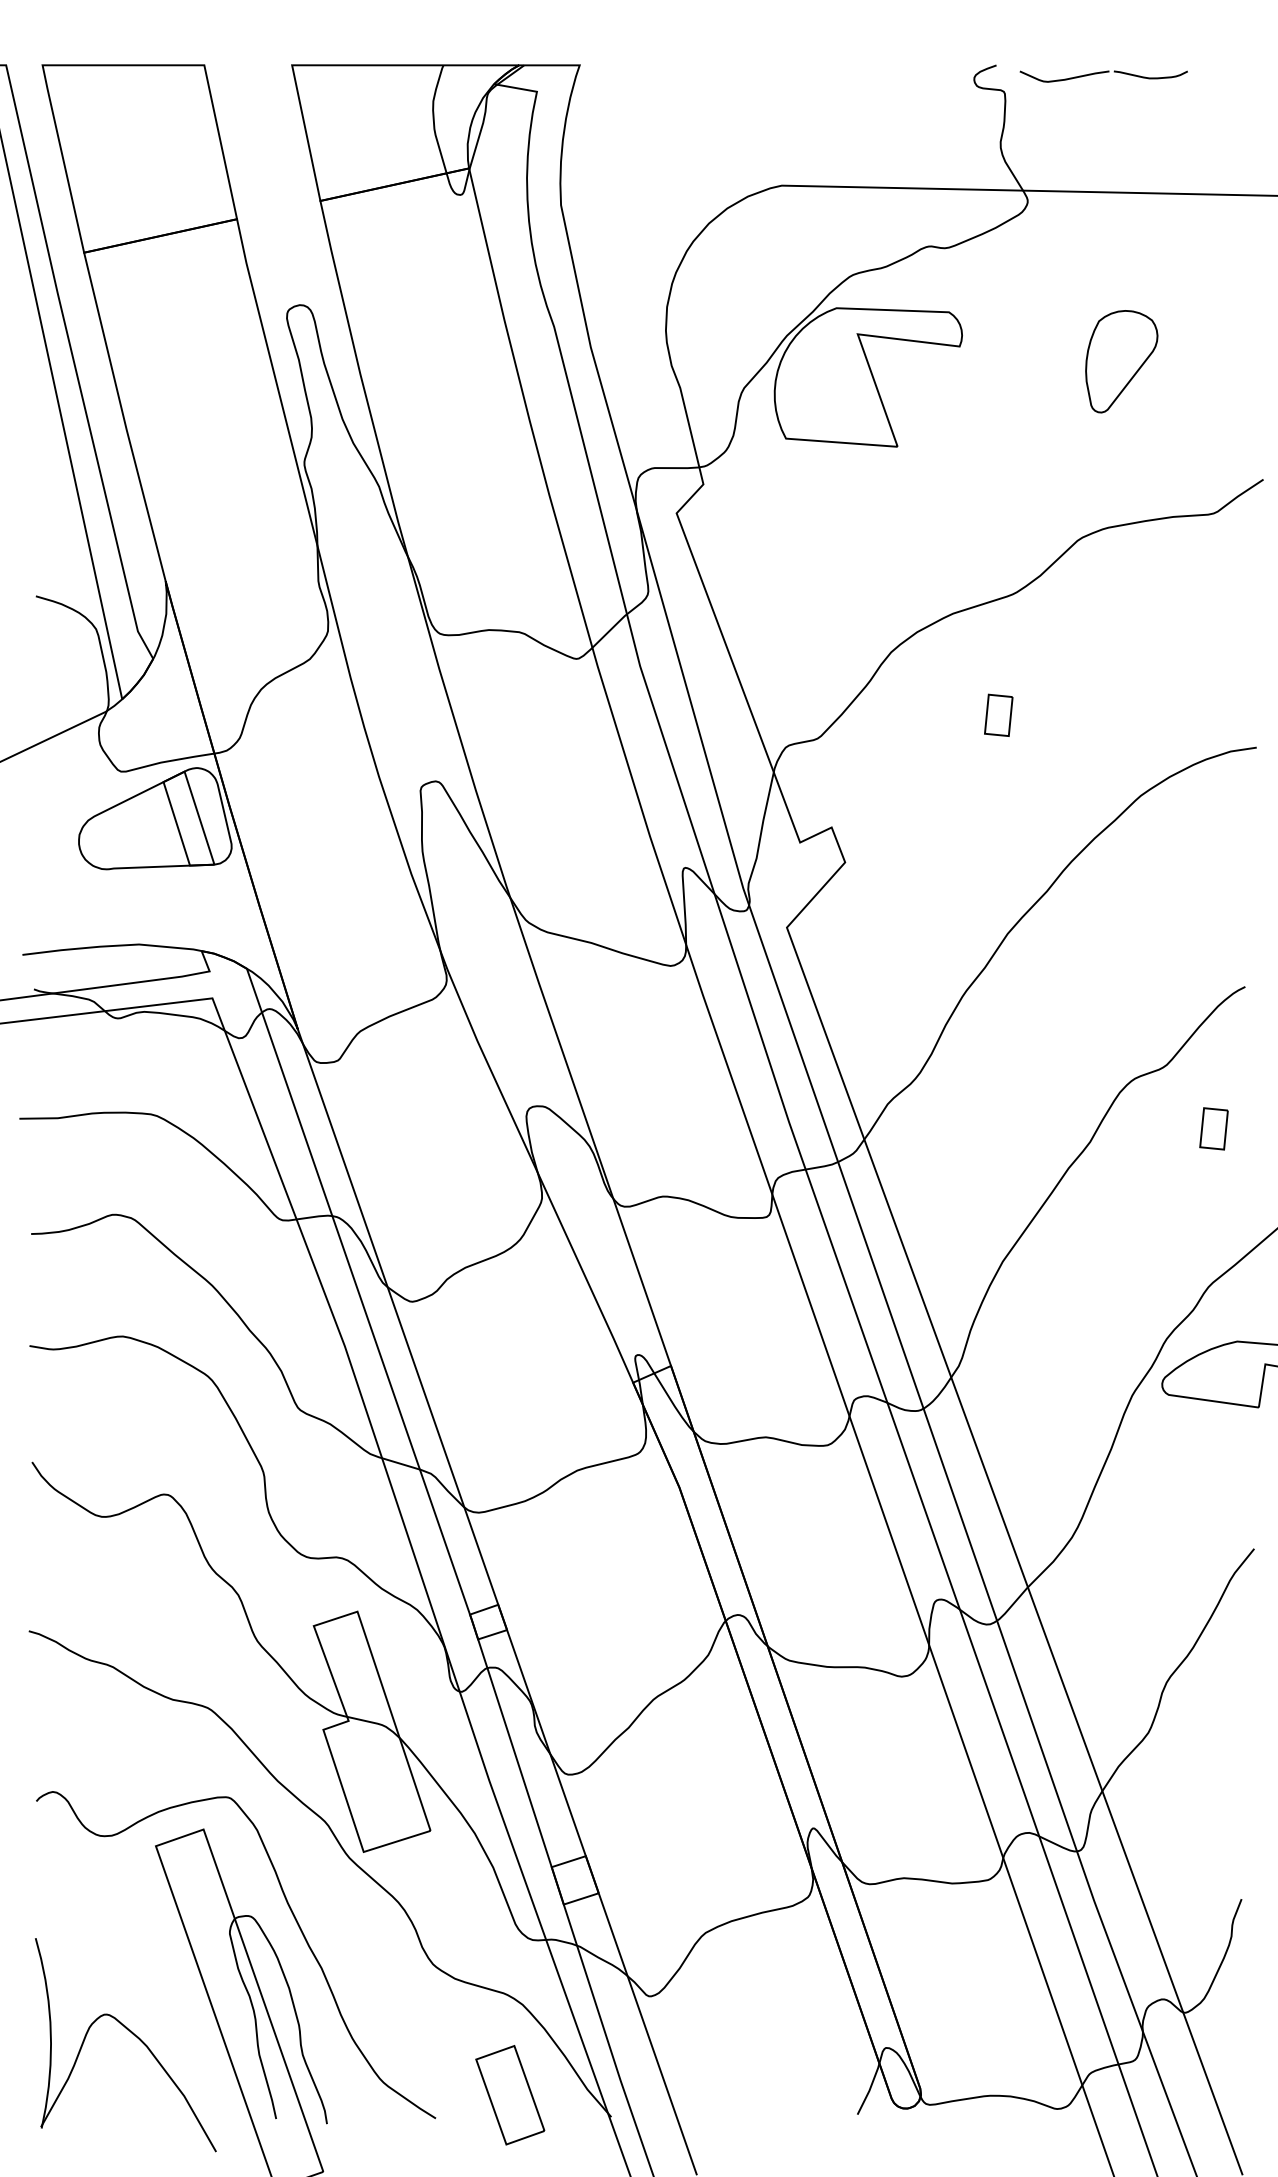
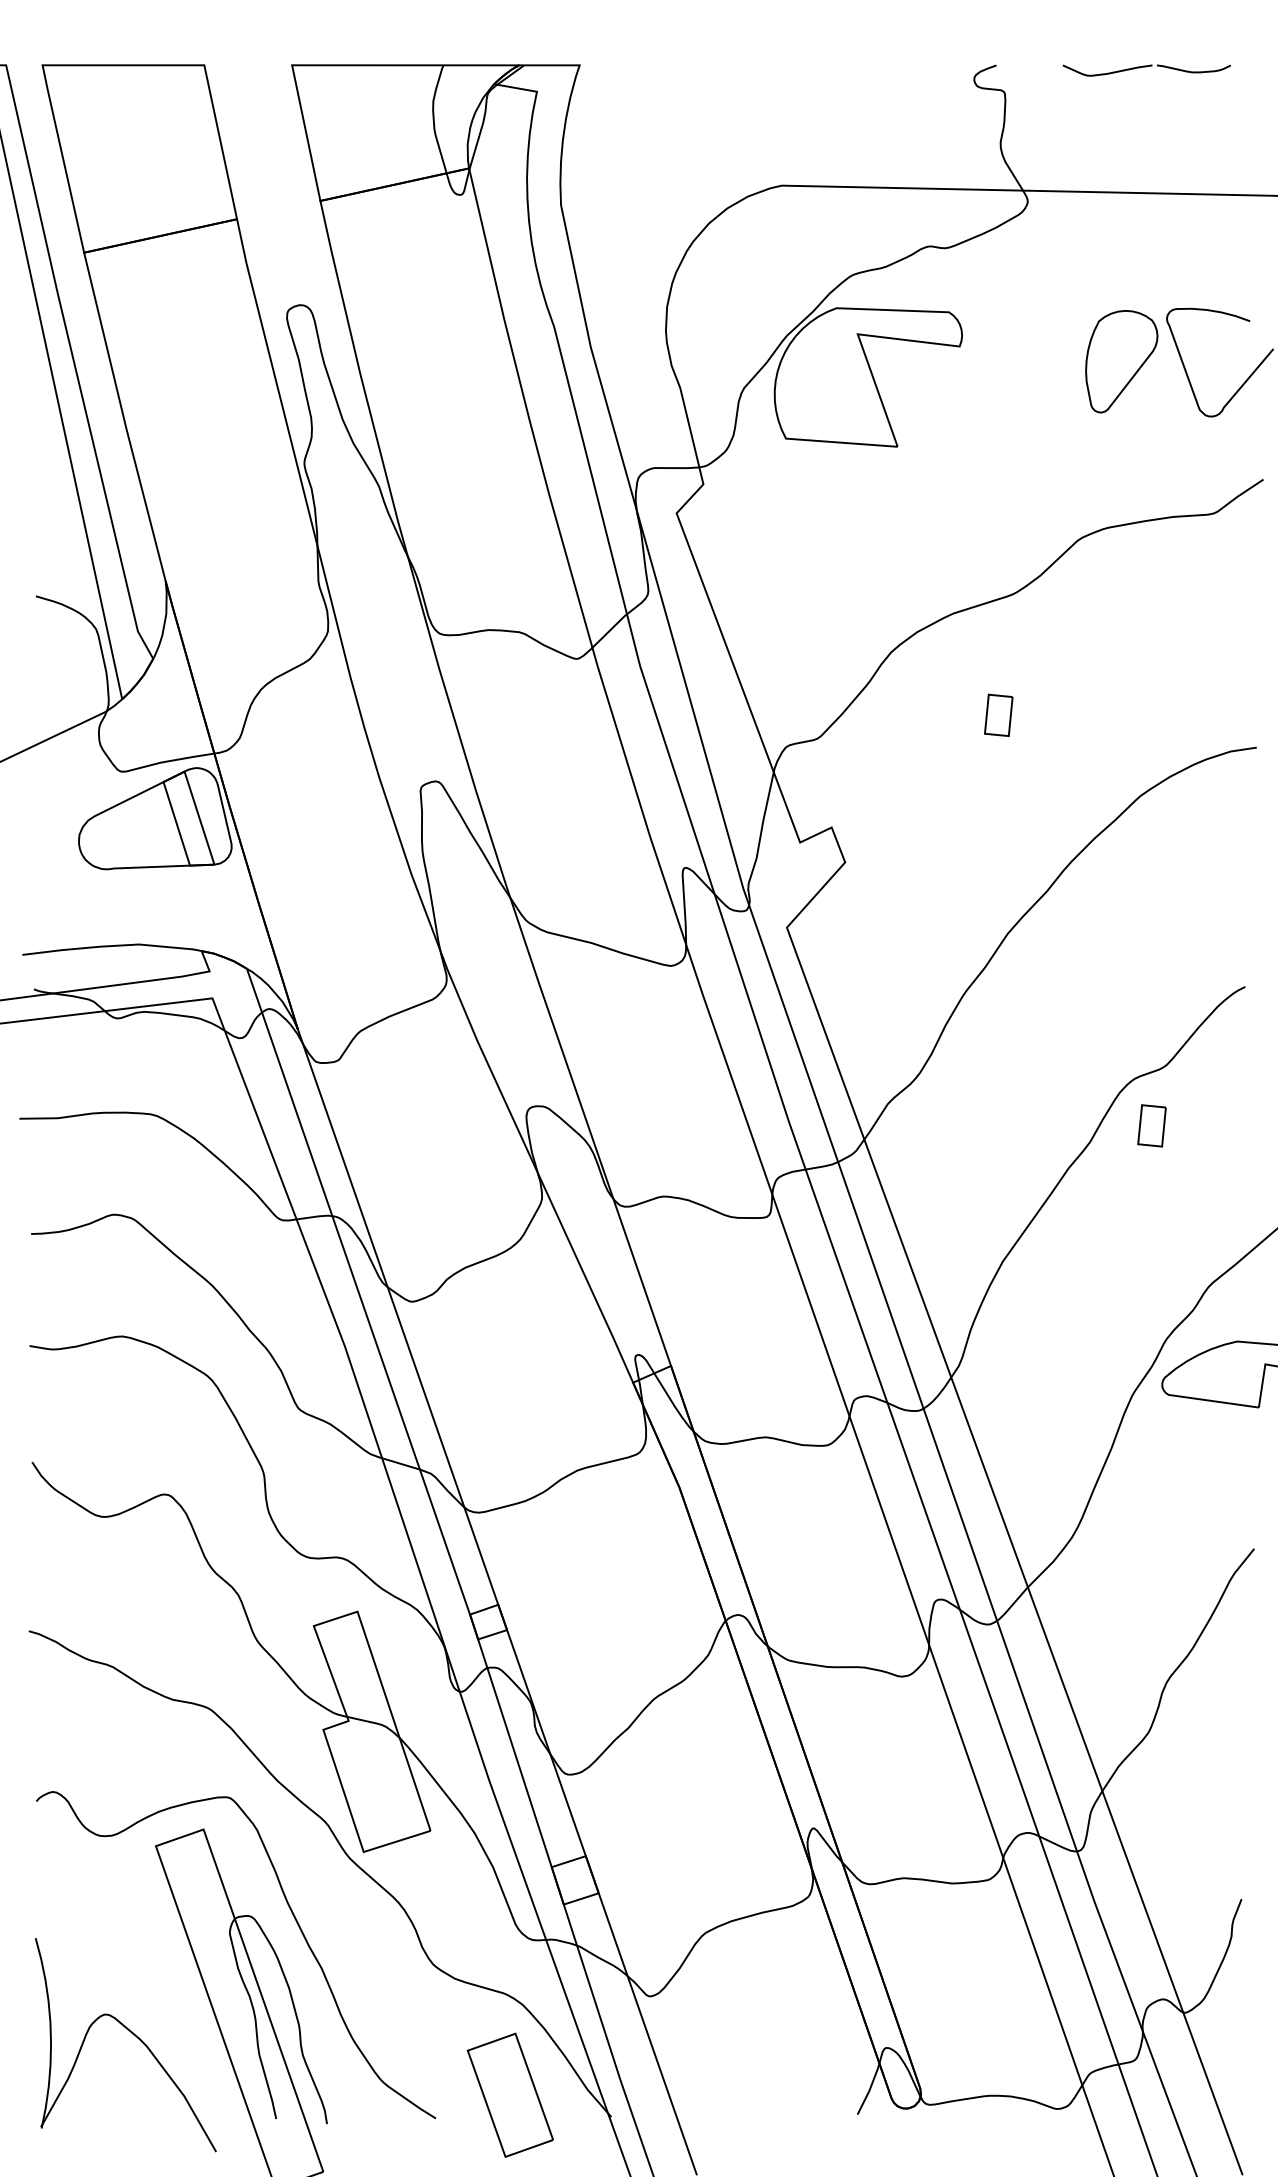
part position: (1103, 76) -> (1146, 70) (1146, 70)
curve: none -> present (1243, 382)
part position: (1213, 1128) -> (1151, 1125) (1151, 1125)
part size: 71x101 px -> 88x126 px (509, 2094)
